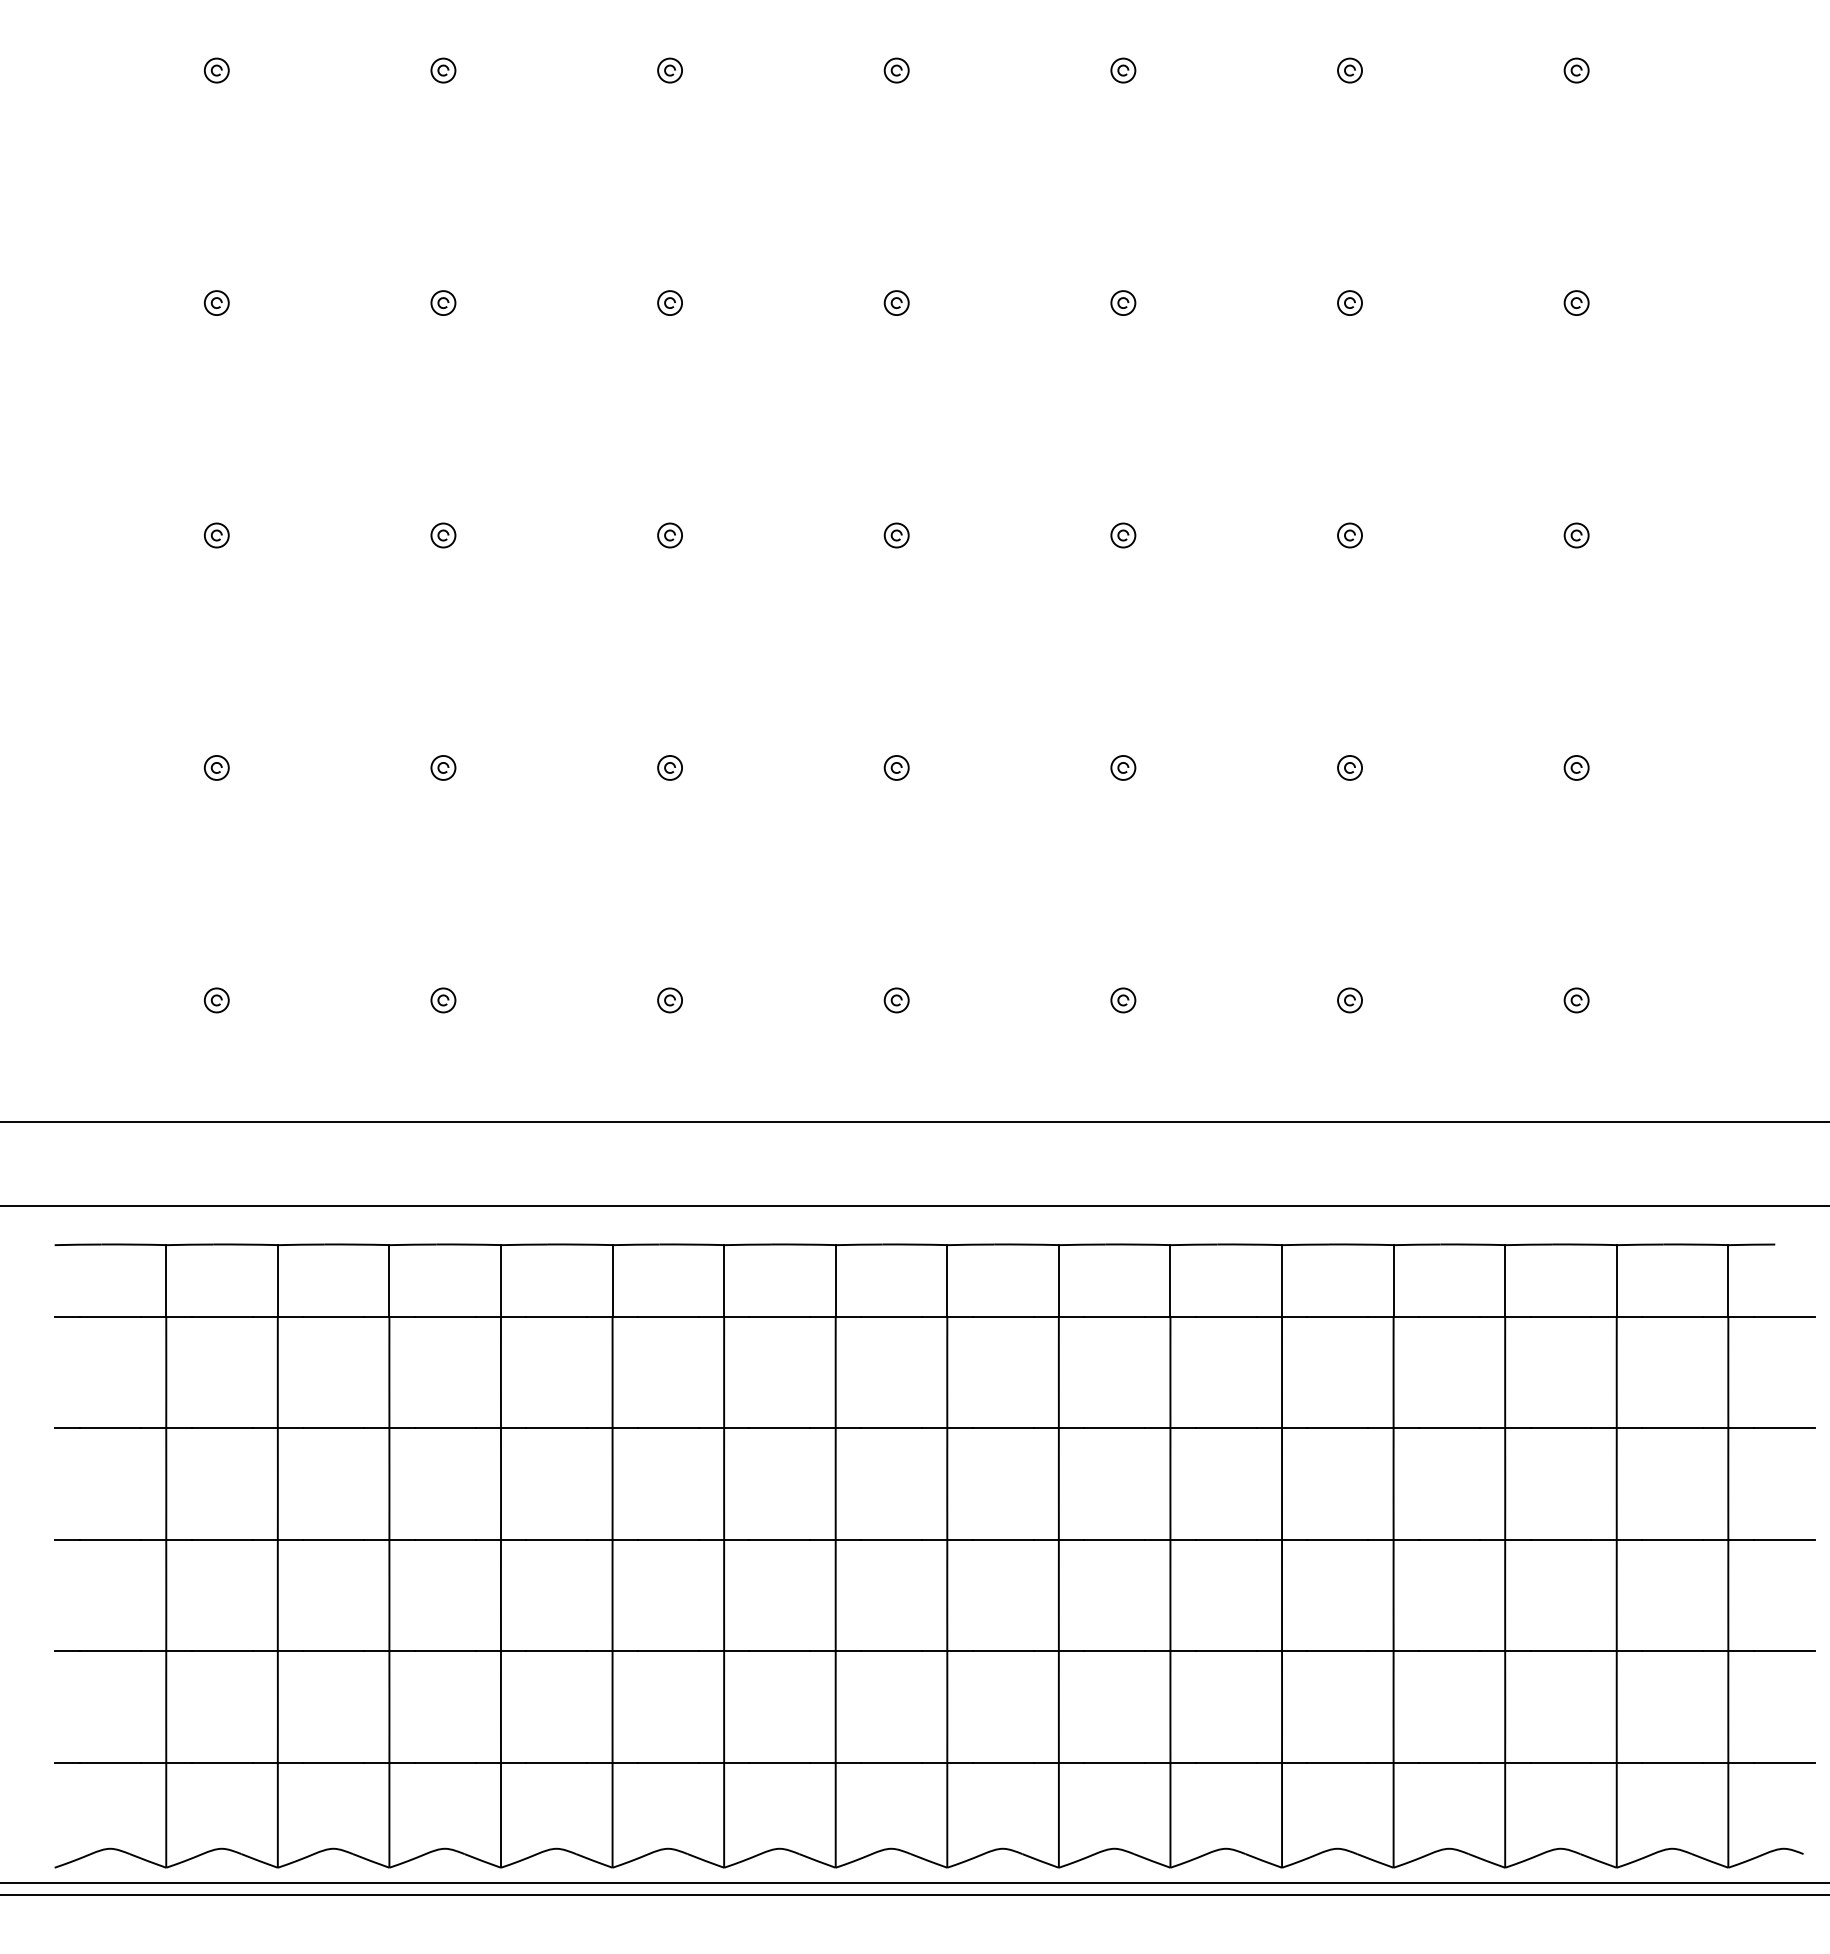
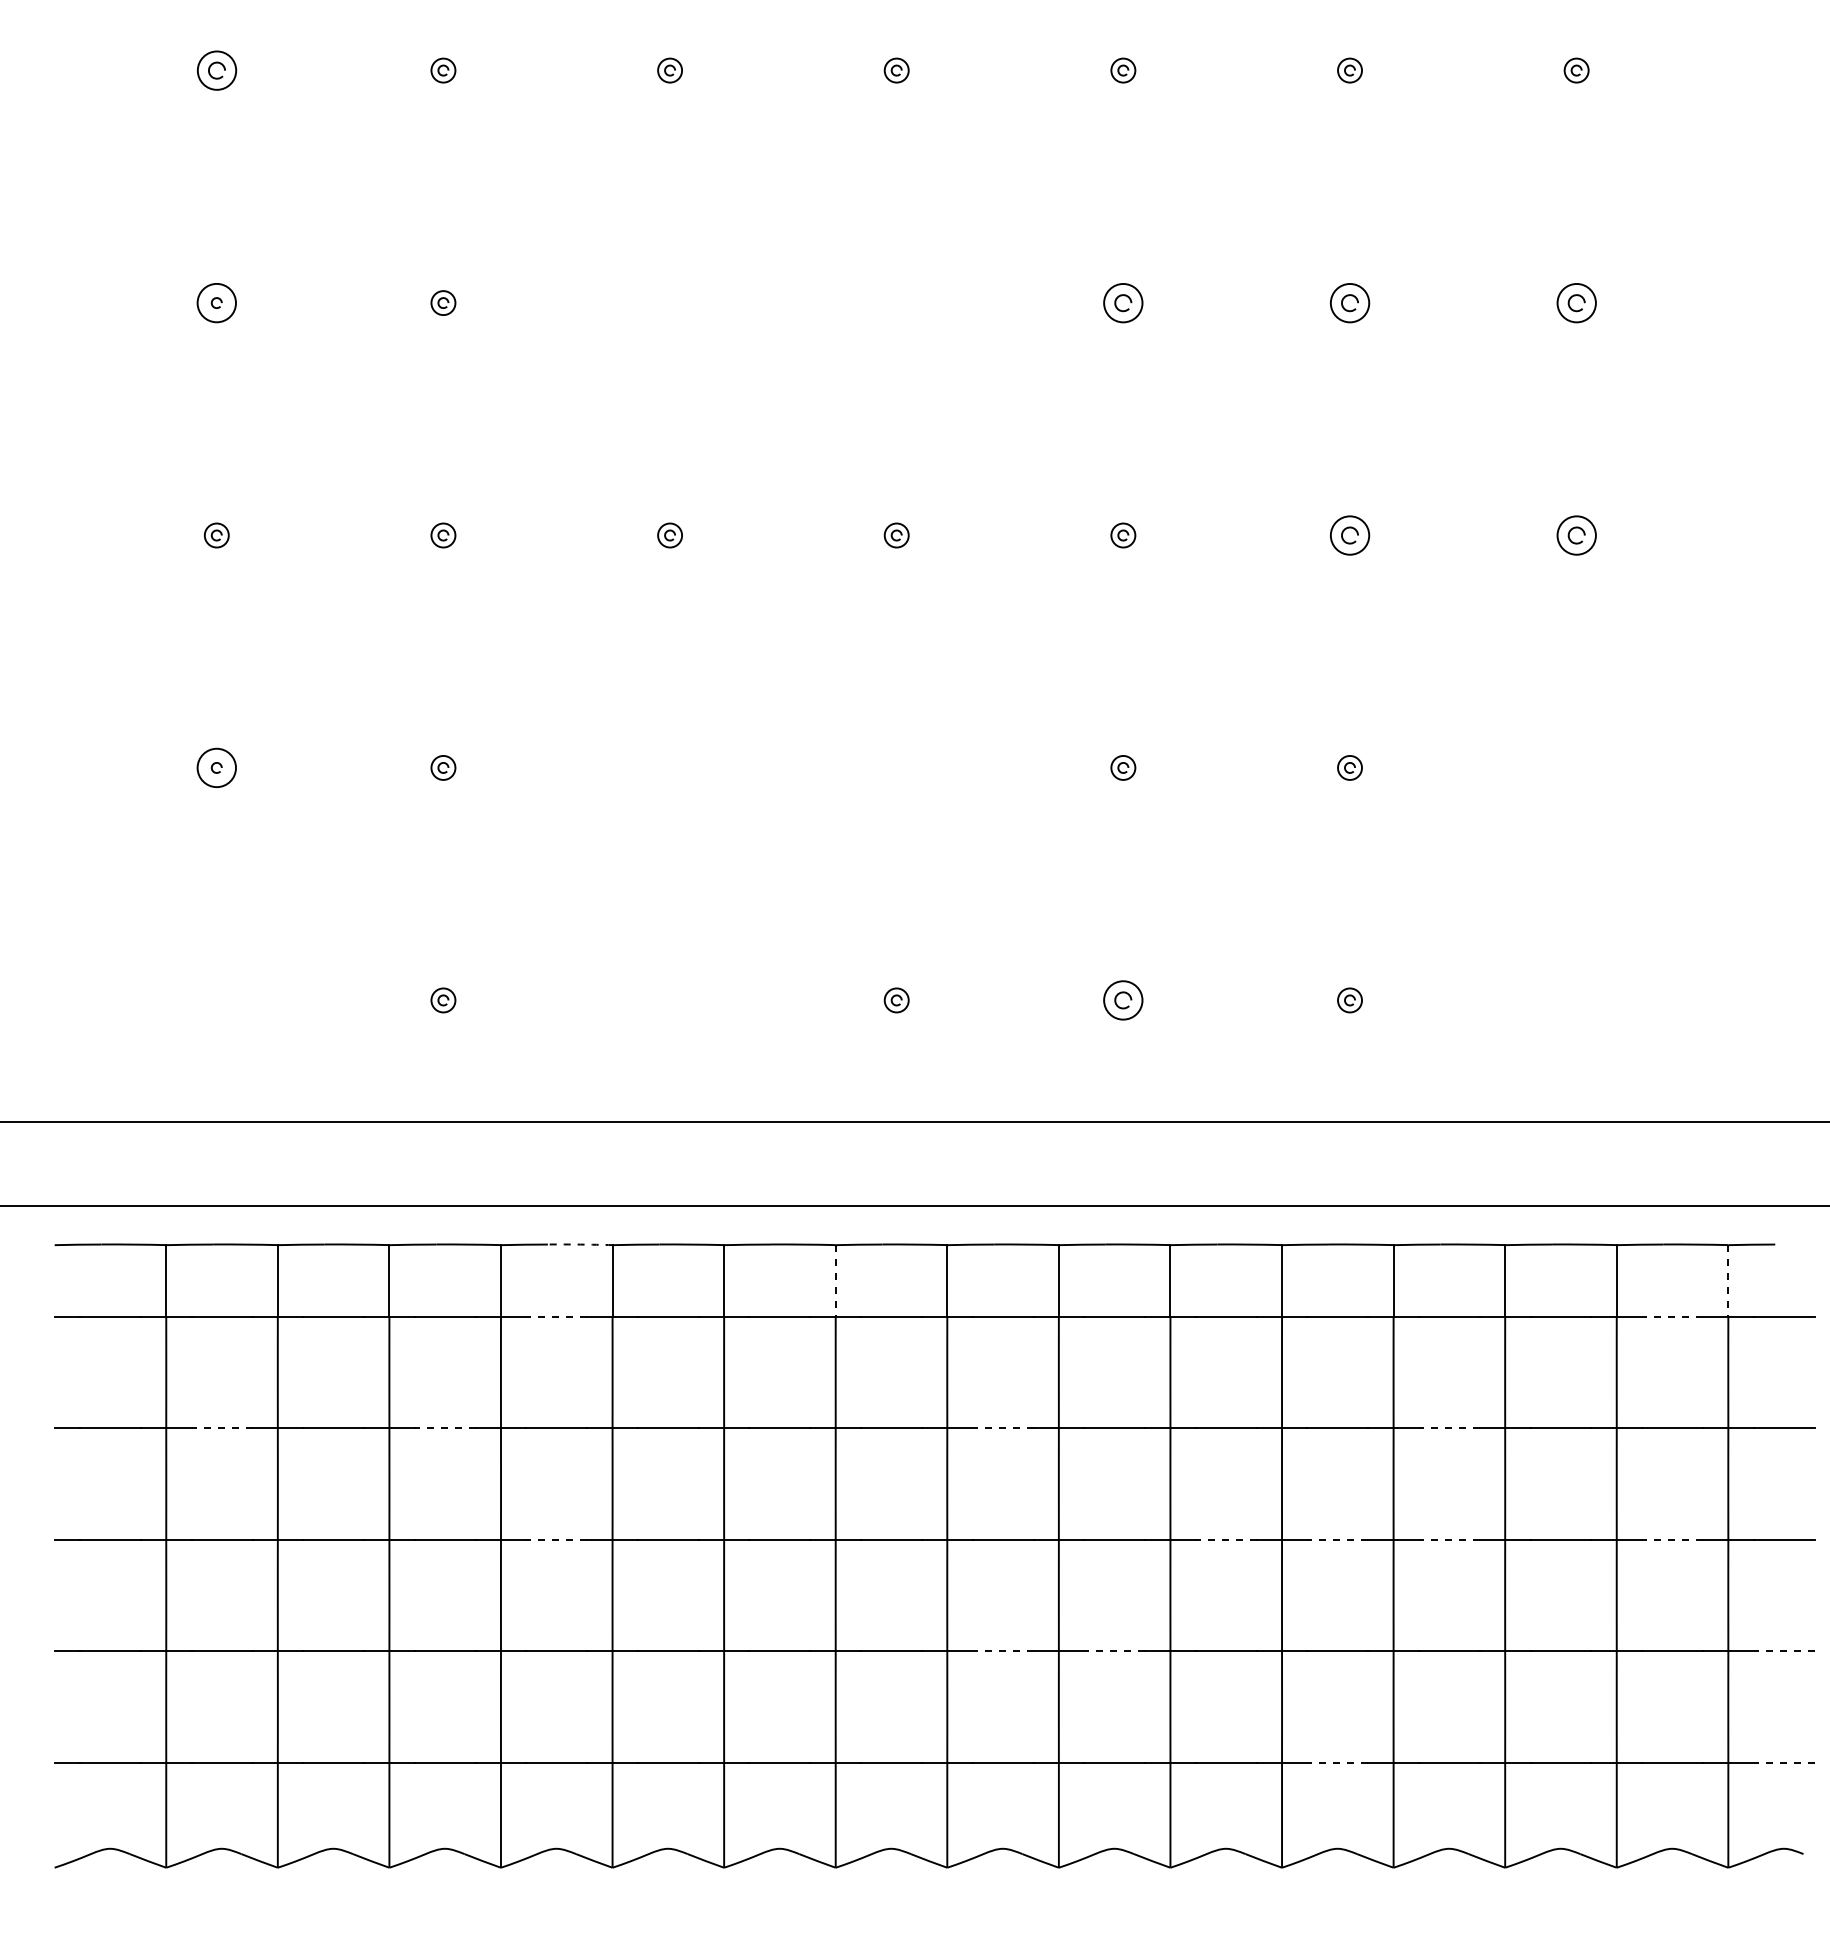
part size: 27x27 px -> 42x41 px (216, 70)
part: present -> none (669, 302)
part: present -> none (896, 302)
part size: 27x26 px -> 41x41 px (1123, 303)
part size: 26x26 px -> 41x41 px (1350, 303)
part size: 27x26 px -> 41x41 px (1576, 303)
circle diameter: 24 px -> 38 px (216, 302)
part size: 26x27 px -> 41x41 px (1350, 535)
part size: 27x27 px -> 41x41 px (1576, 535)
circle diameter: 24 px -> 38 px (216, 767)
part: present -> none (669, 767)
part: present -> none (896, 767)
part: present -> none (1576, 767)
part: present -> none (216, 1000)
part: present -> none (669, 1000)
part size: 27x27 px -> 41x41 px (1123, 1000)
part: present -> none (1576, 1000)
arc: solid -> dashed (580, 1244)
line: solid -> dashed (835, 1280)
line: solid -> dashed (1728, 1280)
line: solid -> dashed (556, 1316)
line: solid -> dashed (1672, 1316)
line: solid -> dashed (221, 1428)
line: solid -> dashed (444, 1428)
line: solid -> dashed (1002, 1428)
line: solid -> dashed (1448, 1428)
line: solid -> dashed (556, 1539)
line: solid -> dashed (1225, 1539)
line: solid -> dashed (1337, 1539)
line: solid -> dashed (1448, 1539)
line: solid -> dashed (1672, 1539)
line: solid -> dashed (1002, 1651)
line: solid -> dashed (1114, 1651)
line: solid -> dashed (1783, 1651)
line: solid -> dashed (1337, 1762)
line: solid -> dashed (1783, 1762)
line: present -> none (914, 1882)
line: present -> none (914, 1895)
